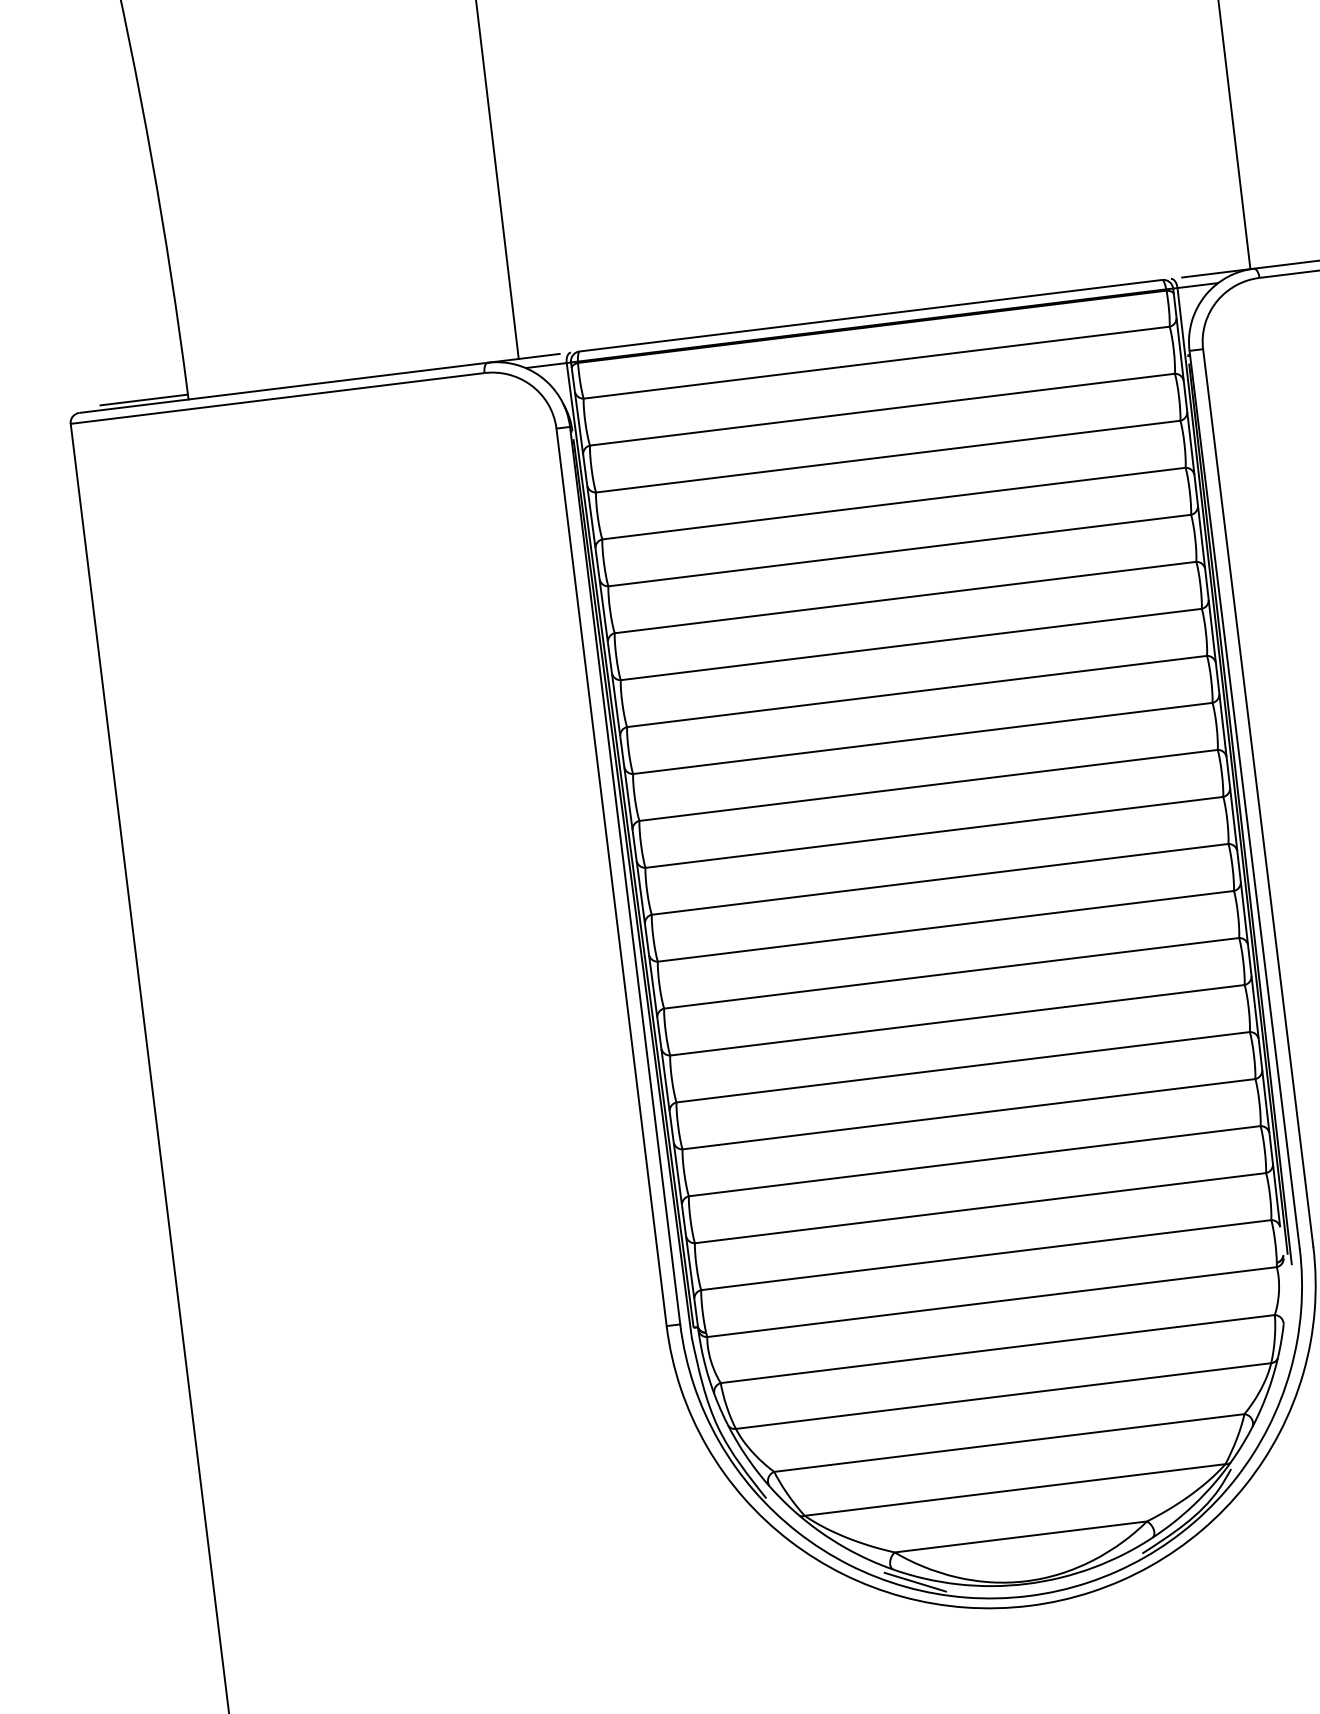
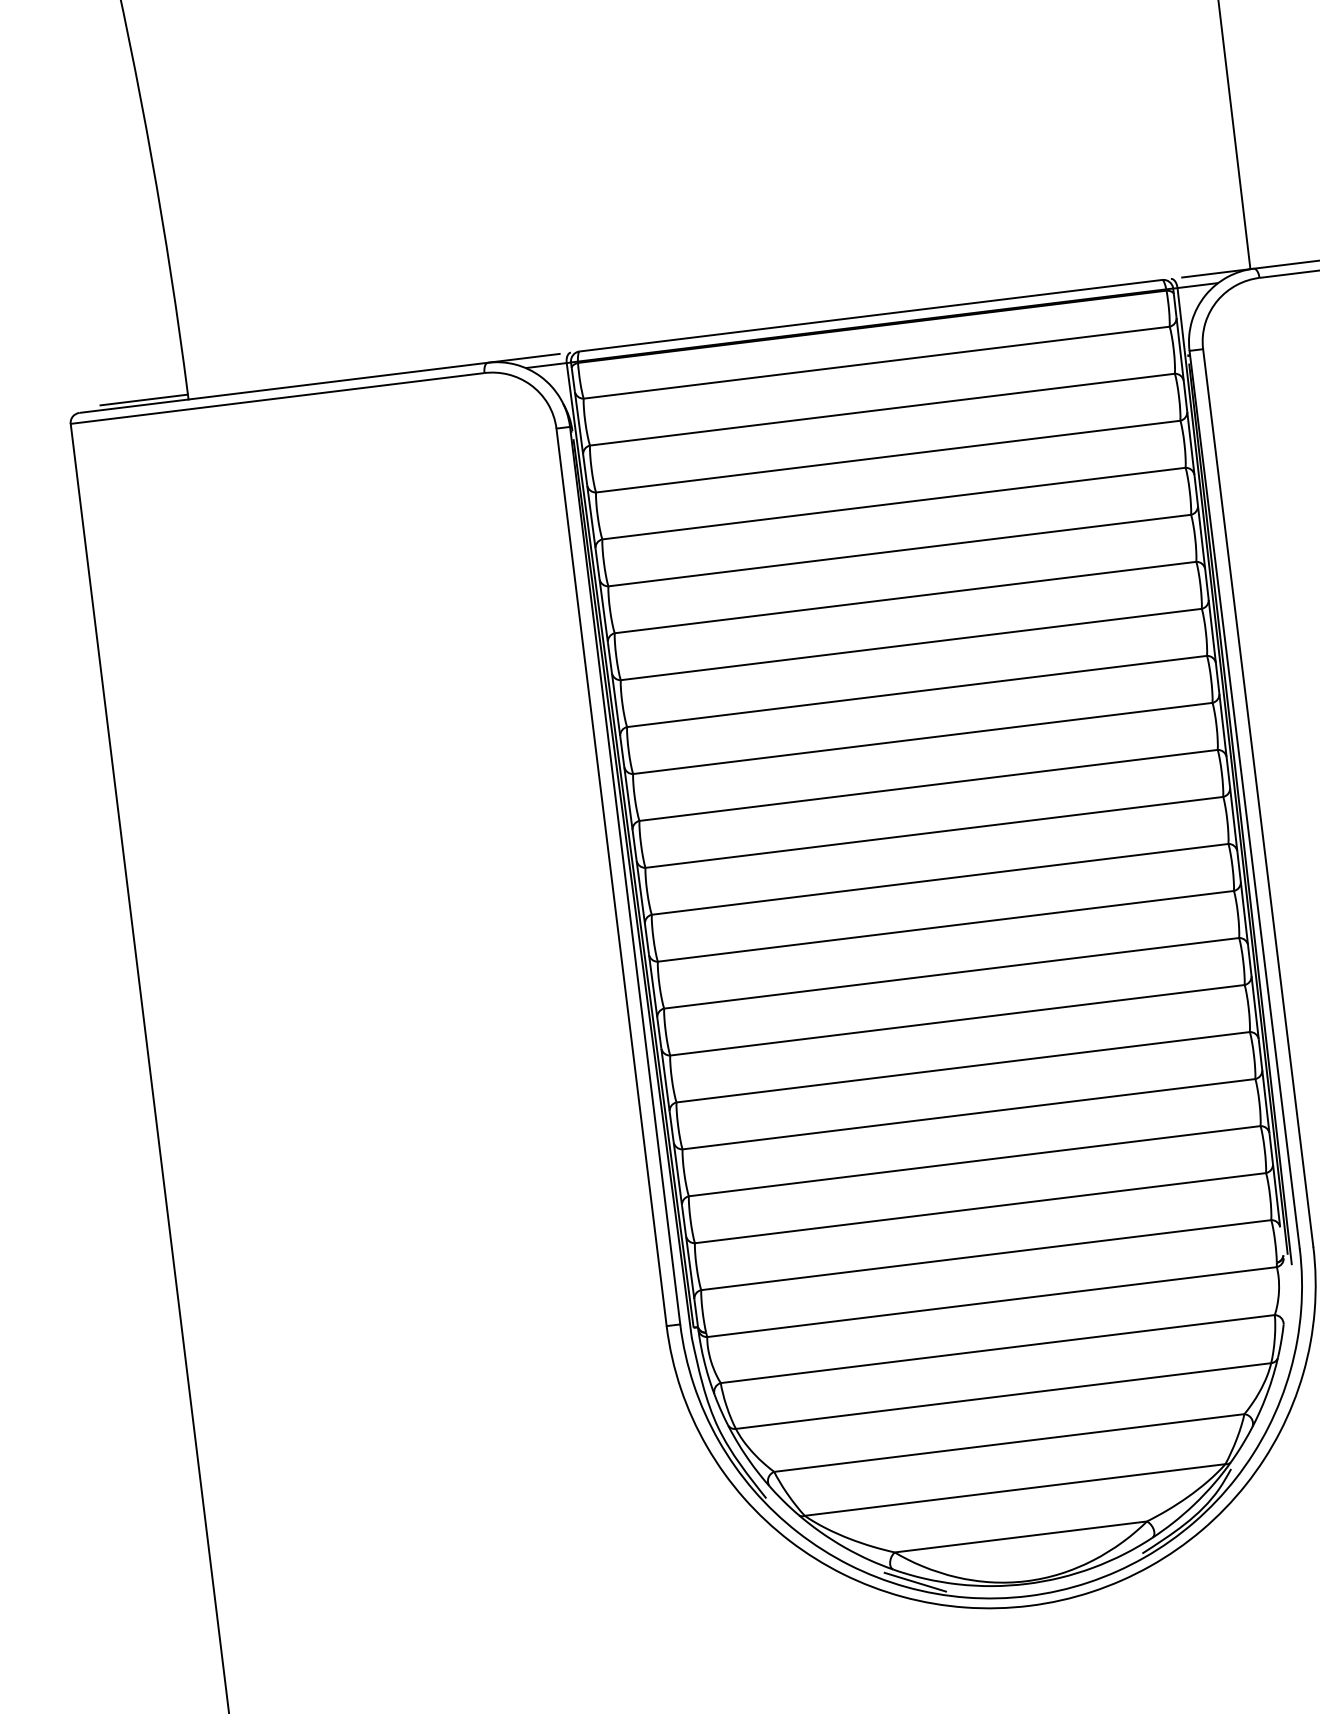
line: present -> none (497, 180)
